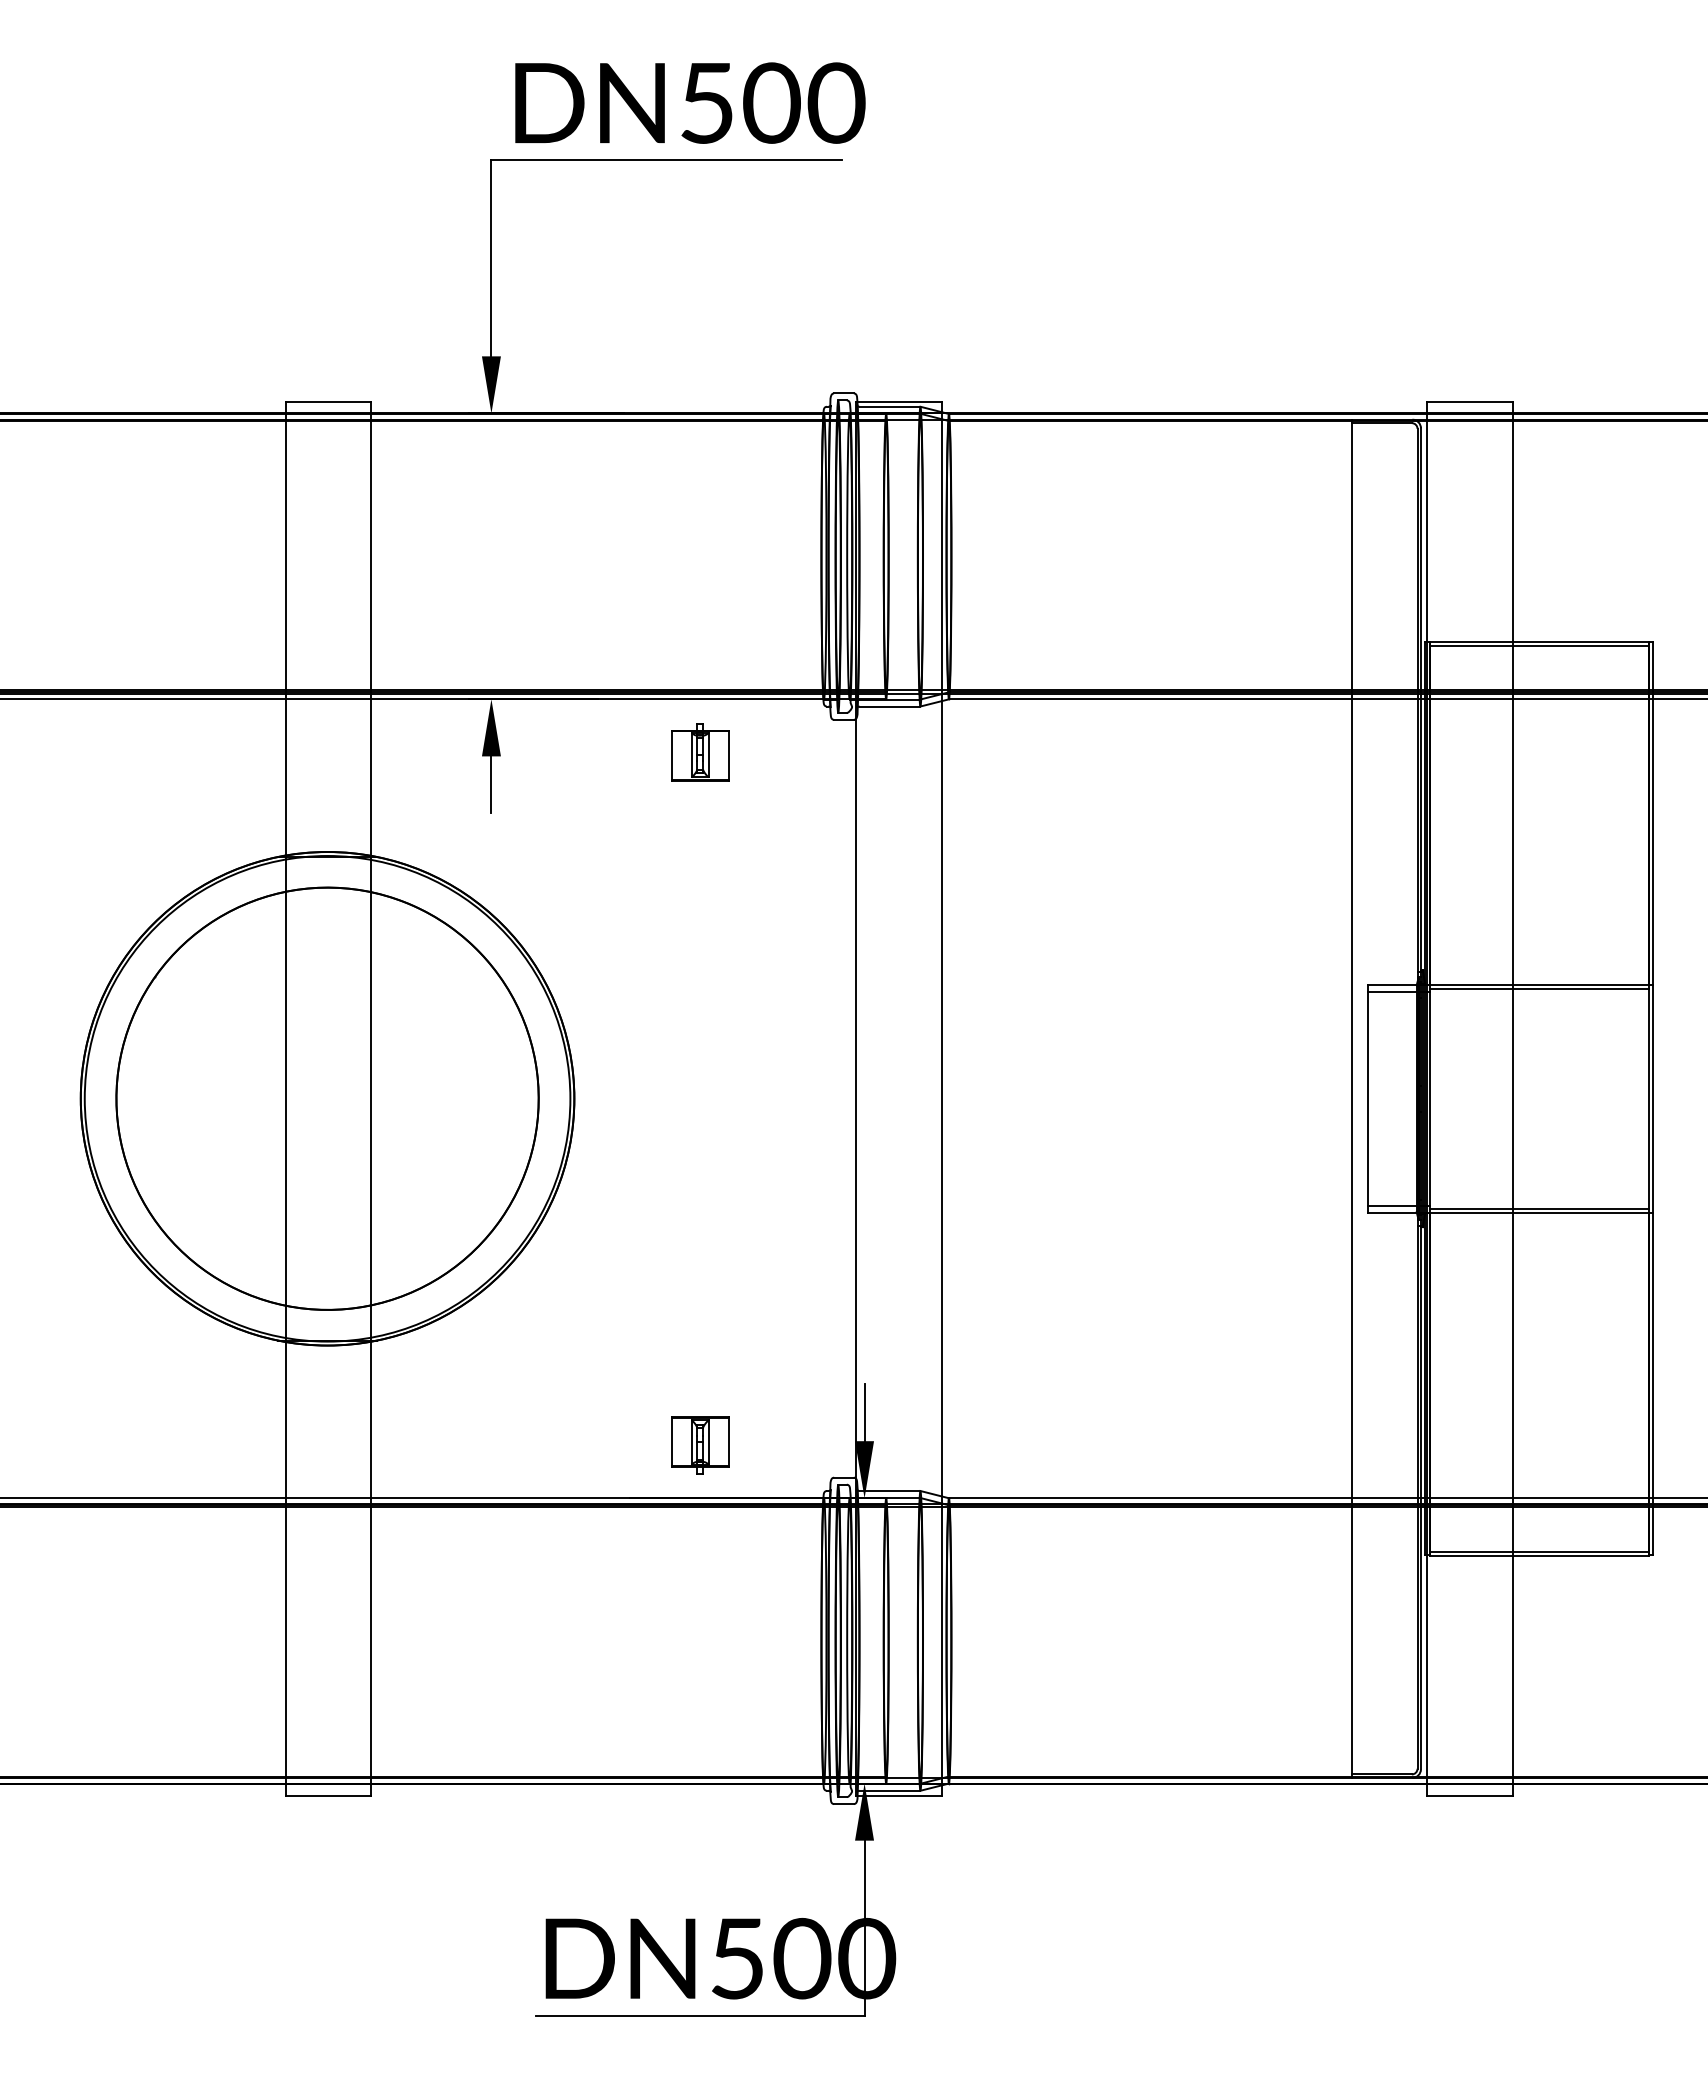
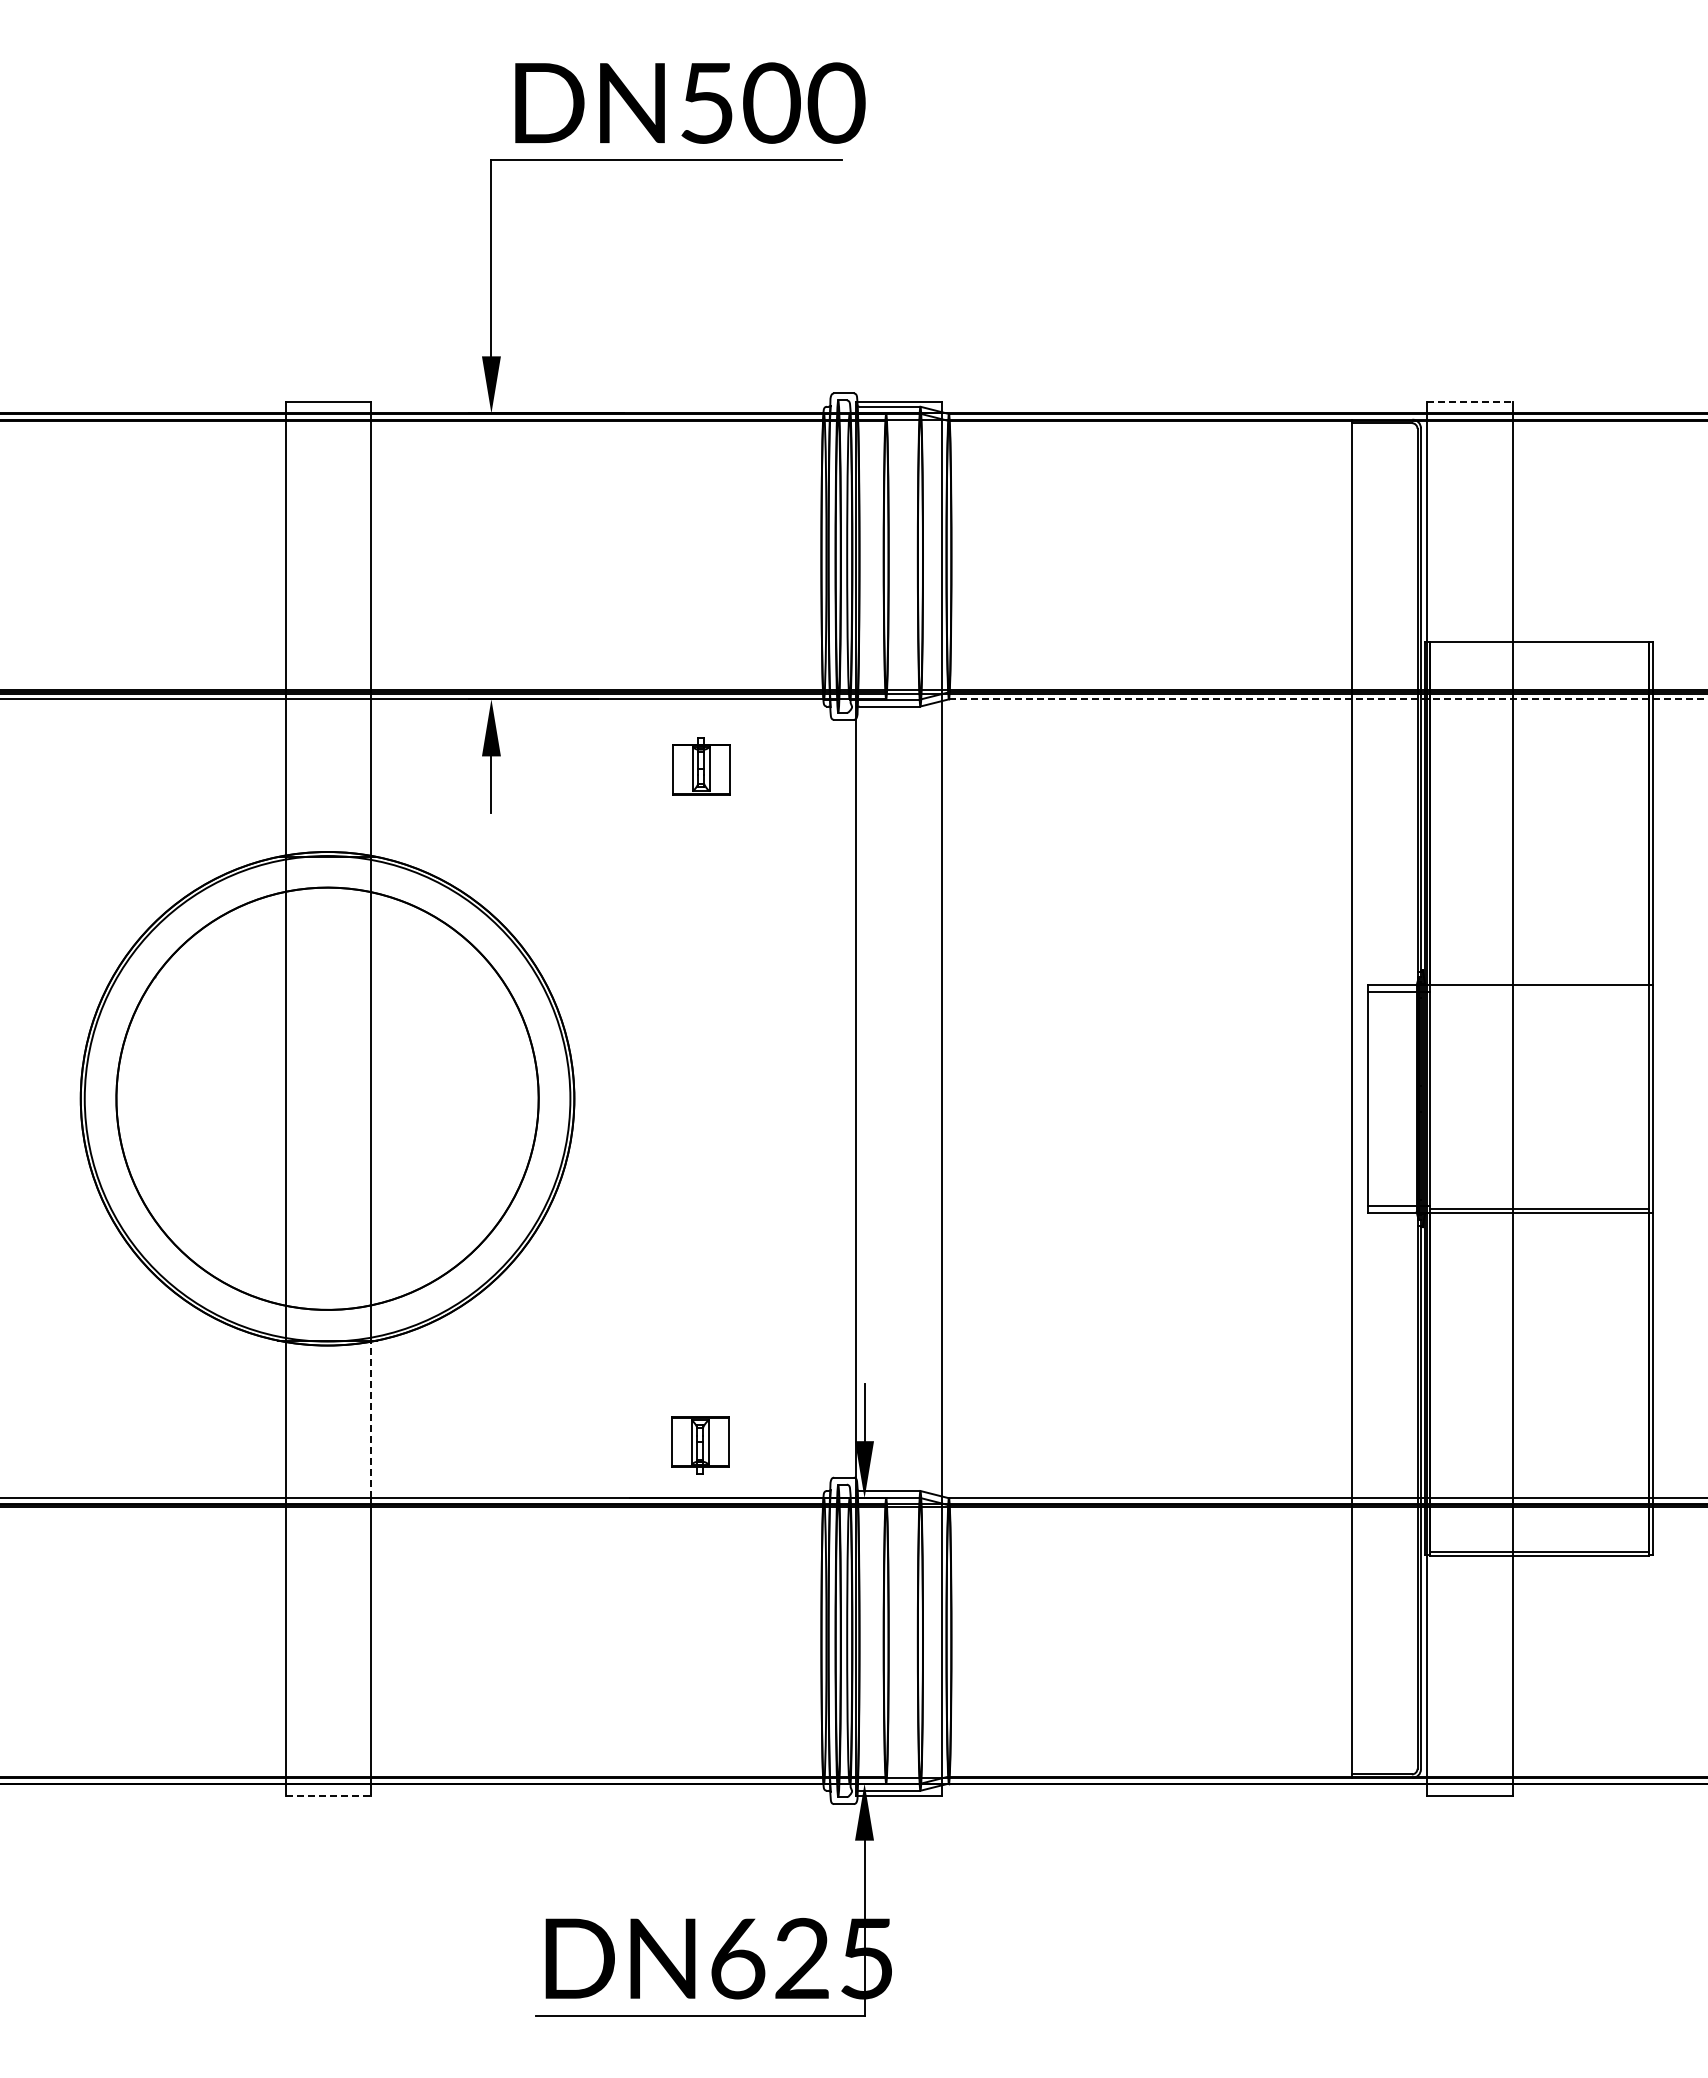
line: solid -> dashed (1469, 402)
line: present -> none (1538, 645)
line: solid -> dashed (1328, 699)
part position: (700, 752) -> (701, 766) (701, 766)
line: present -> none (1538, 988)
line: solid -> dashed (371, 1419)
line: solid -> dashed (328, 1795)
text: DN500 -> DN625 (803, 1958)
